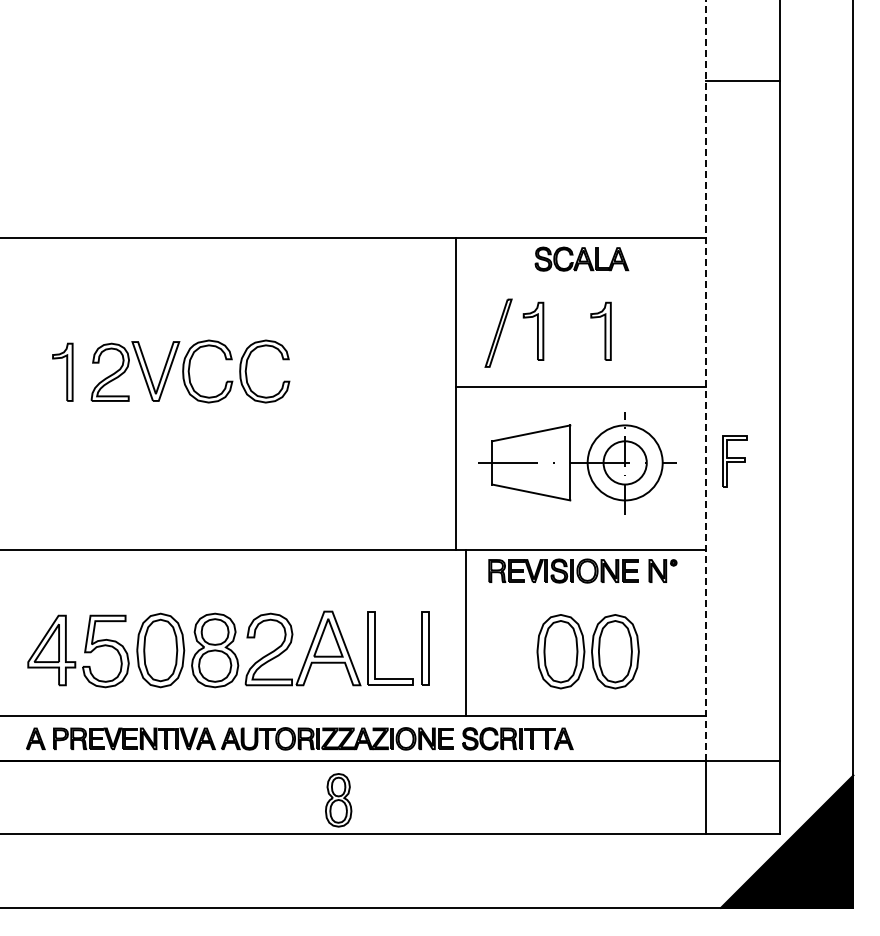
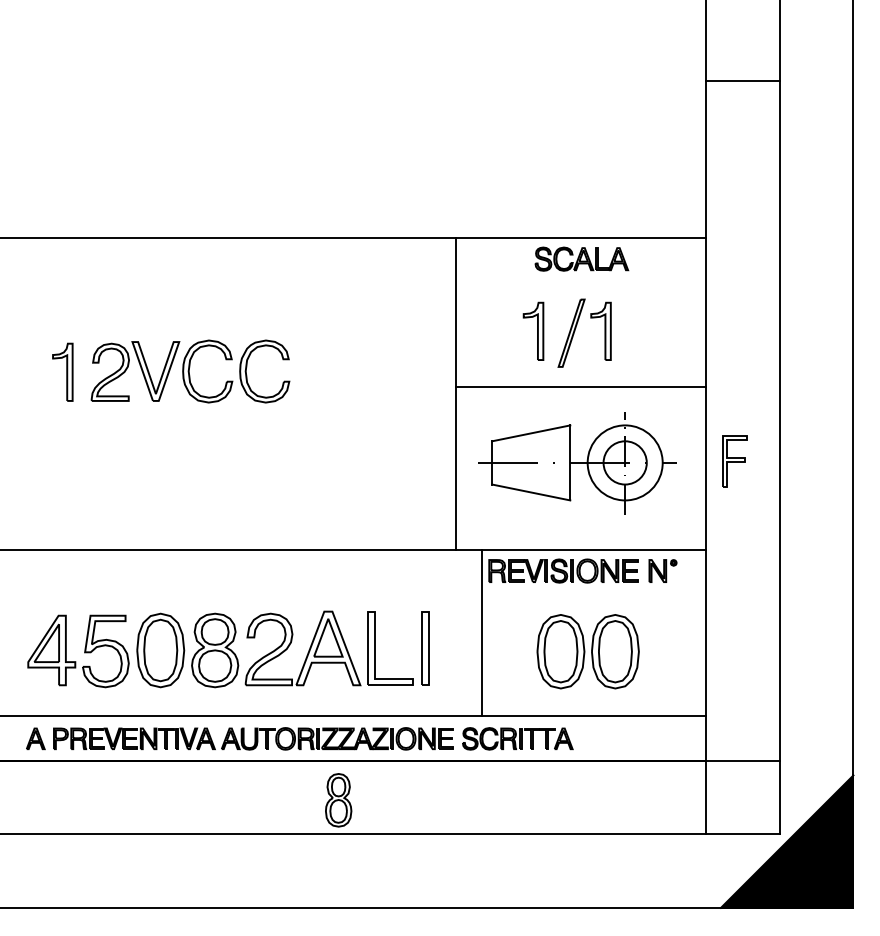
part position: (498, 332) -> (571, 332) (571, 332)
line: dashed -> solid (706, 380)
line position: (466, 633) -> (482, 633) (482, 633)
